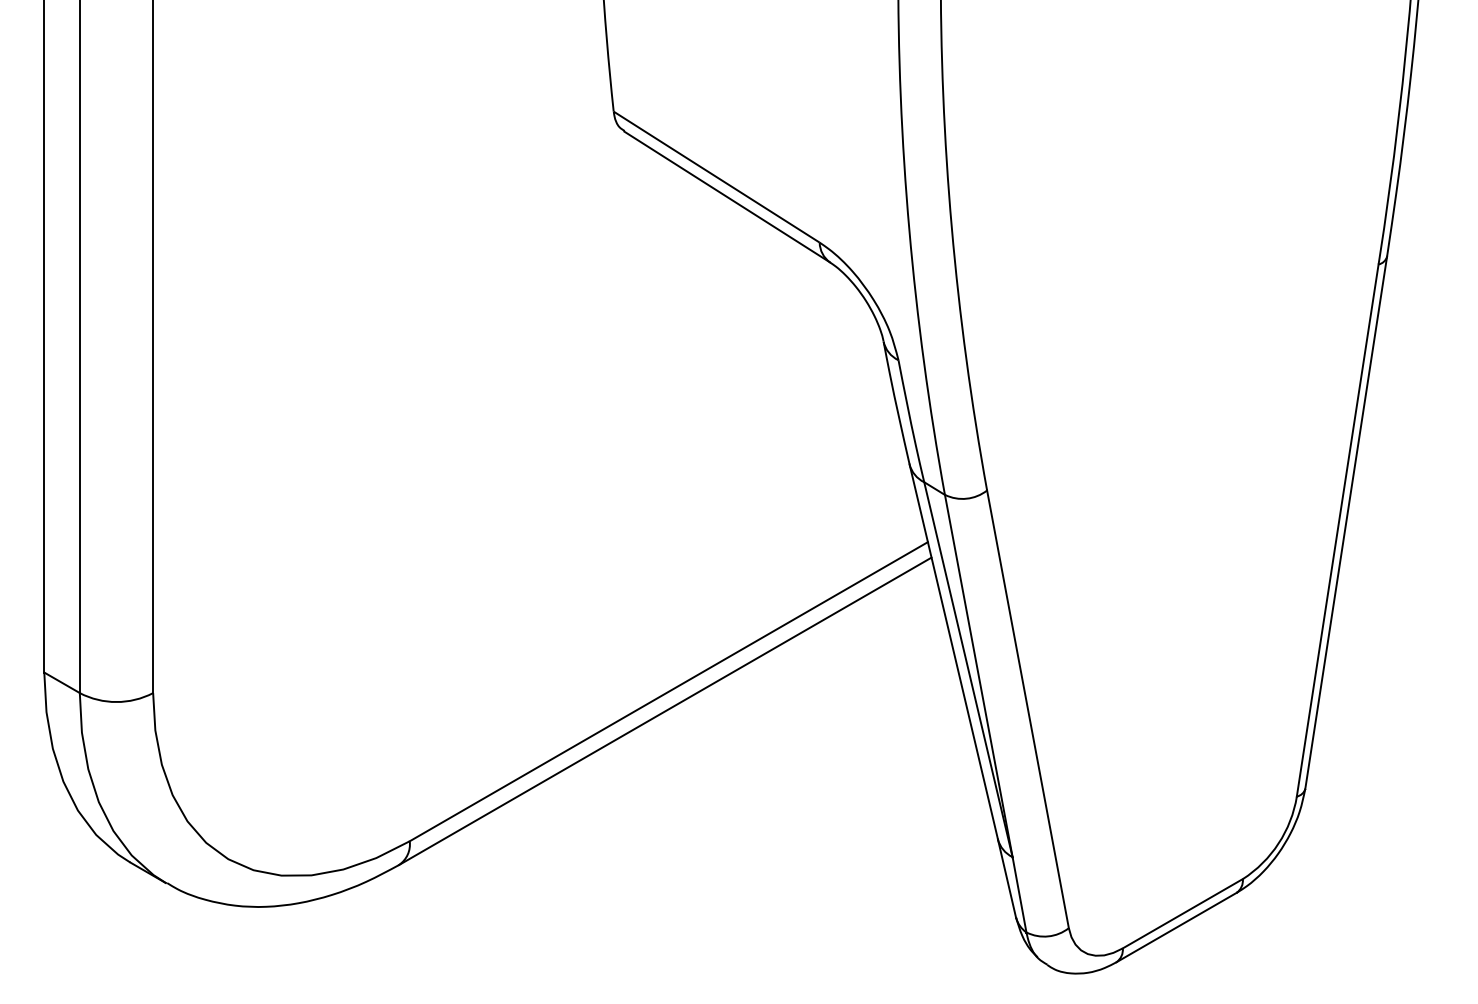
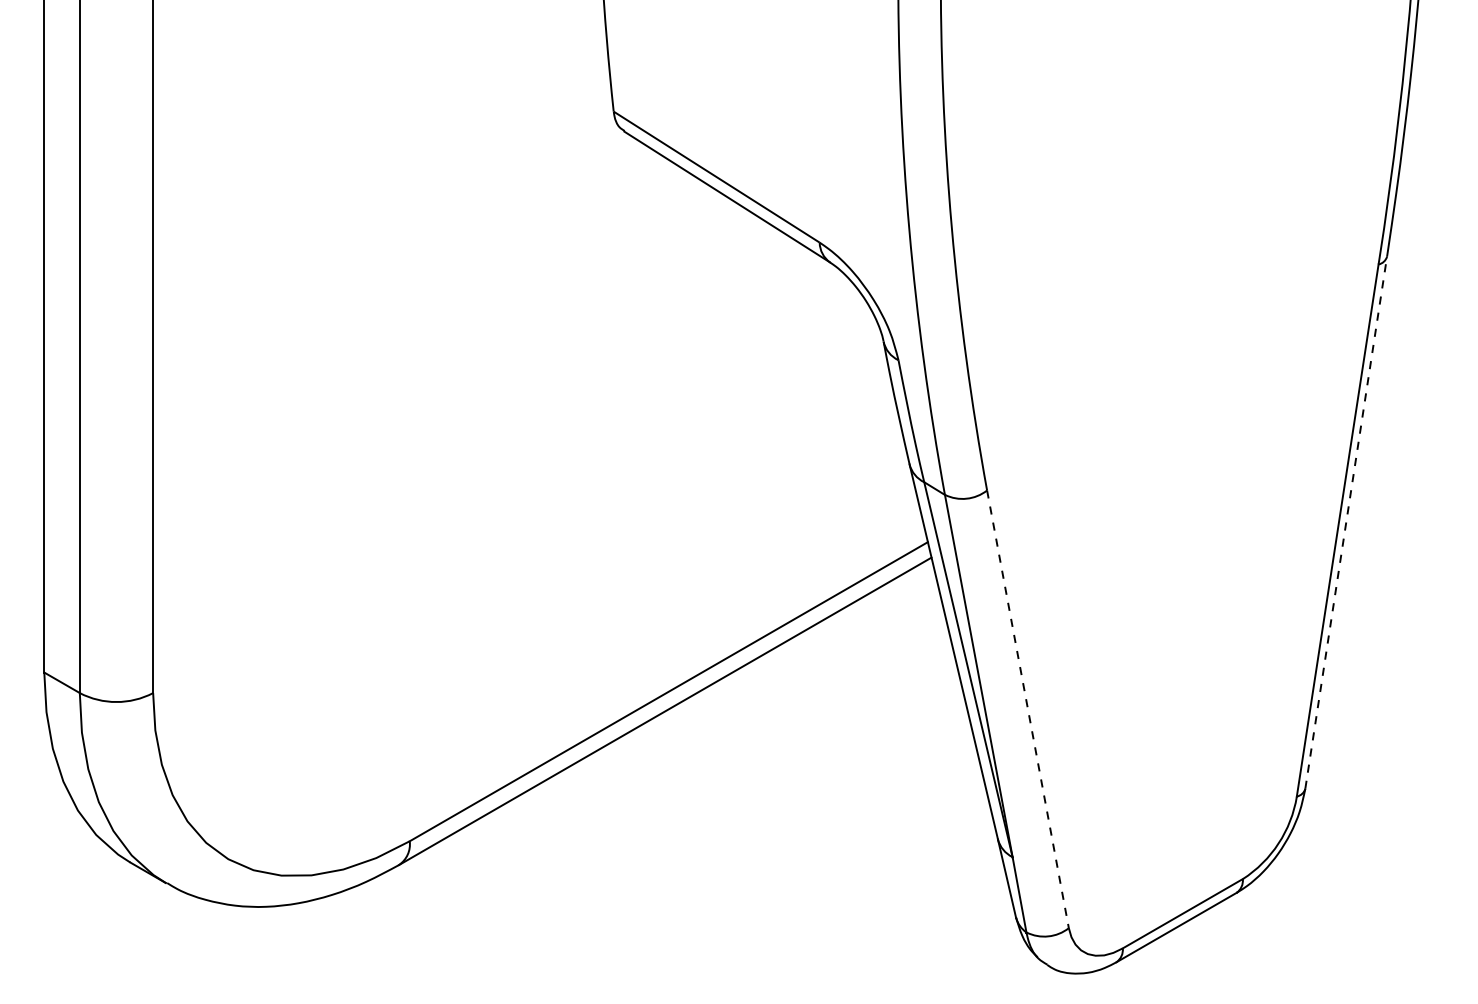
line: solid -> dashed (1346, 522)
line: solid -> dashed (1027, 709)
